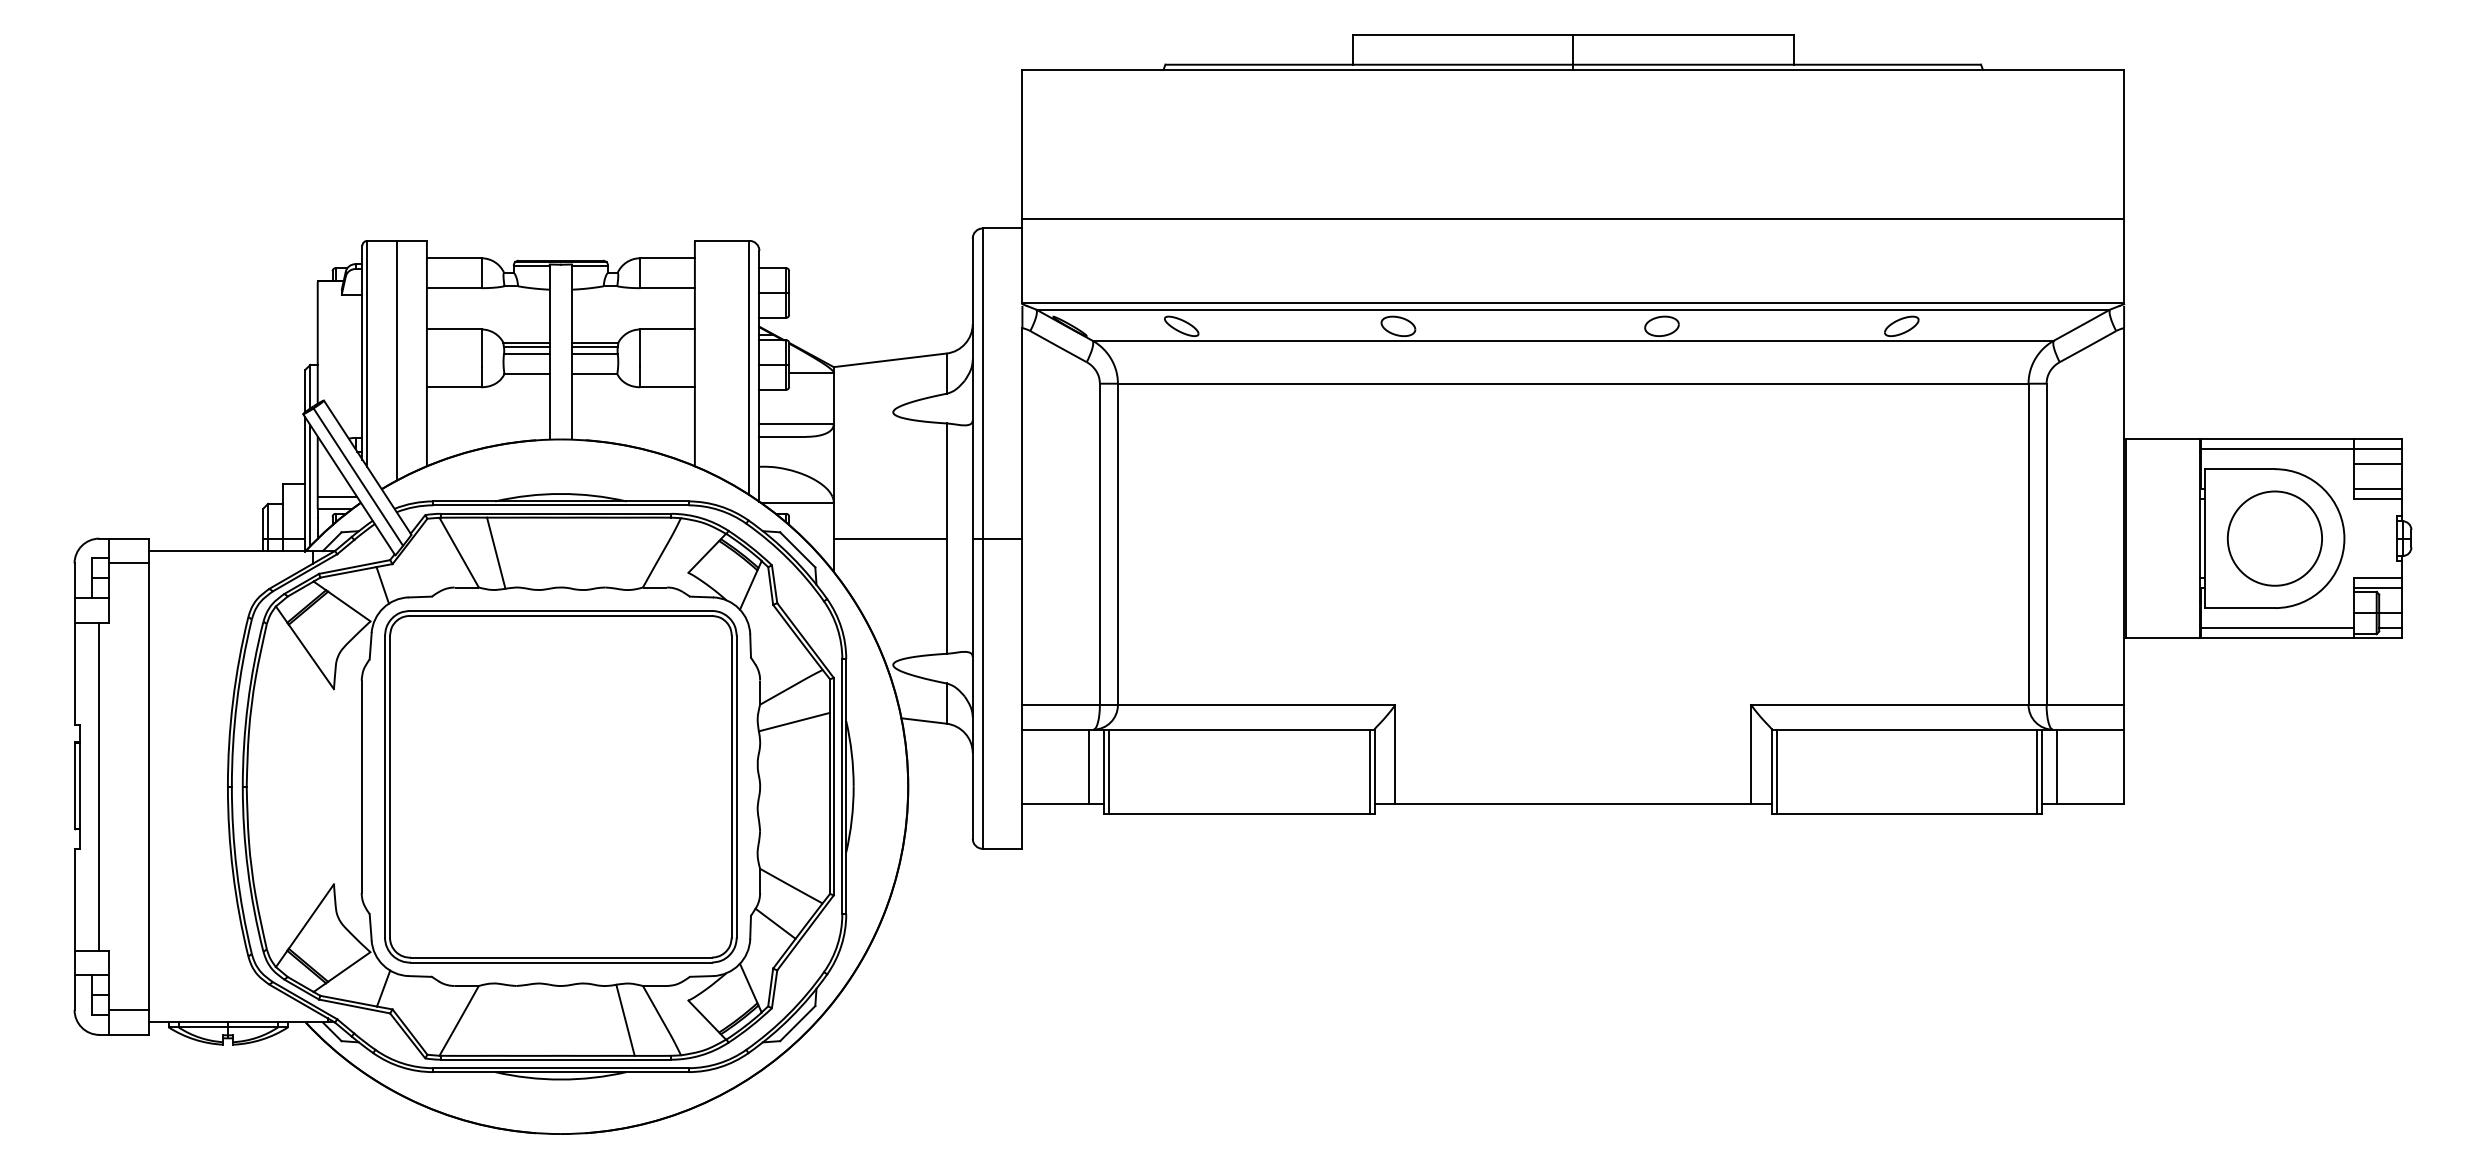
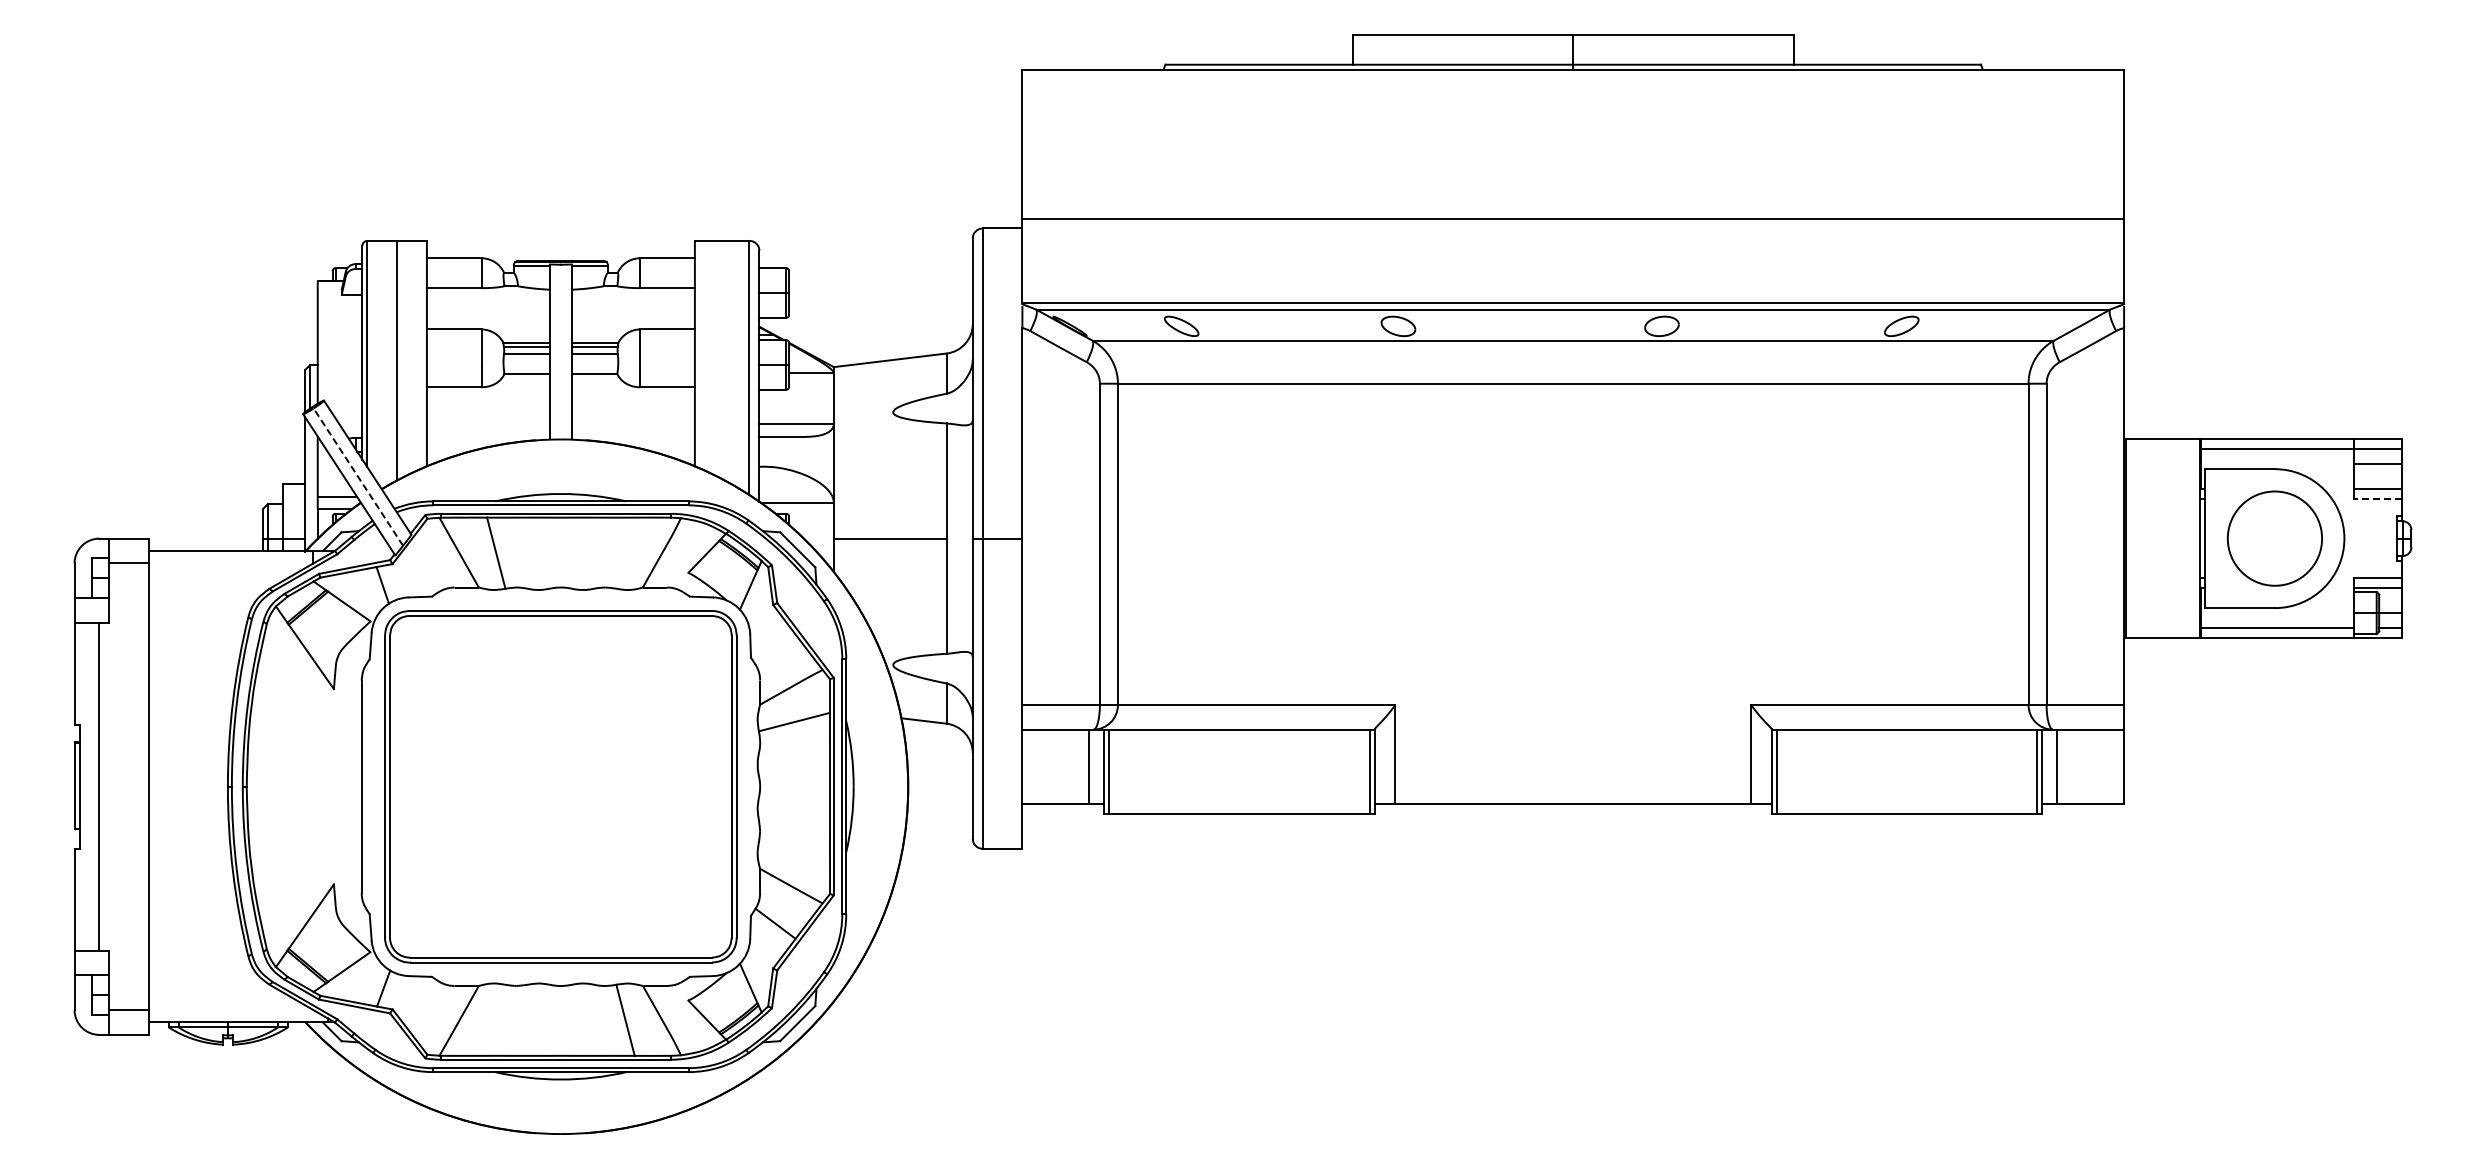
line: solid -> dashed (358, 477)
line: present -> none (310, 485)
line: solid -> dashed (2377, 498)
